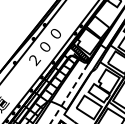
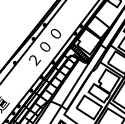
line: dashed -> solid (69, 94)
